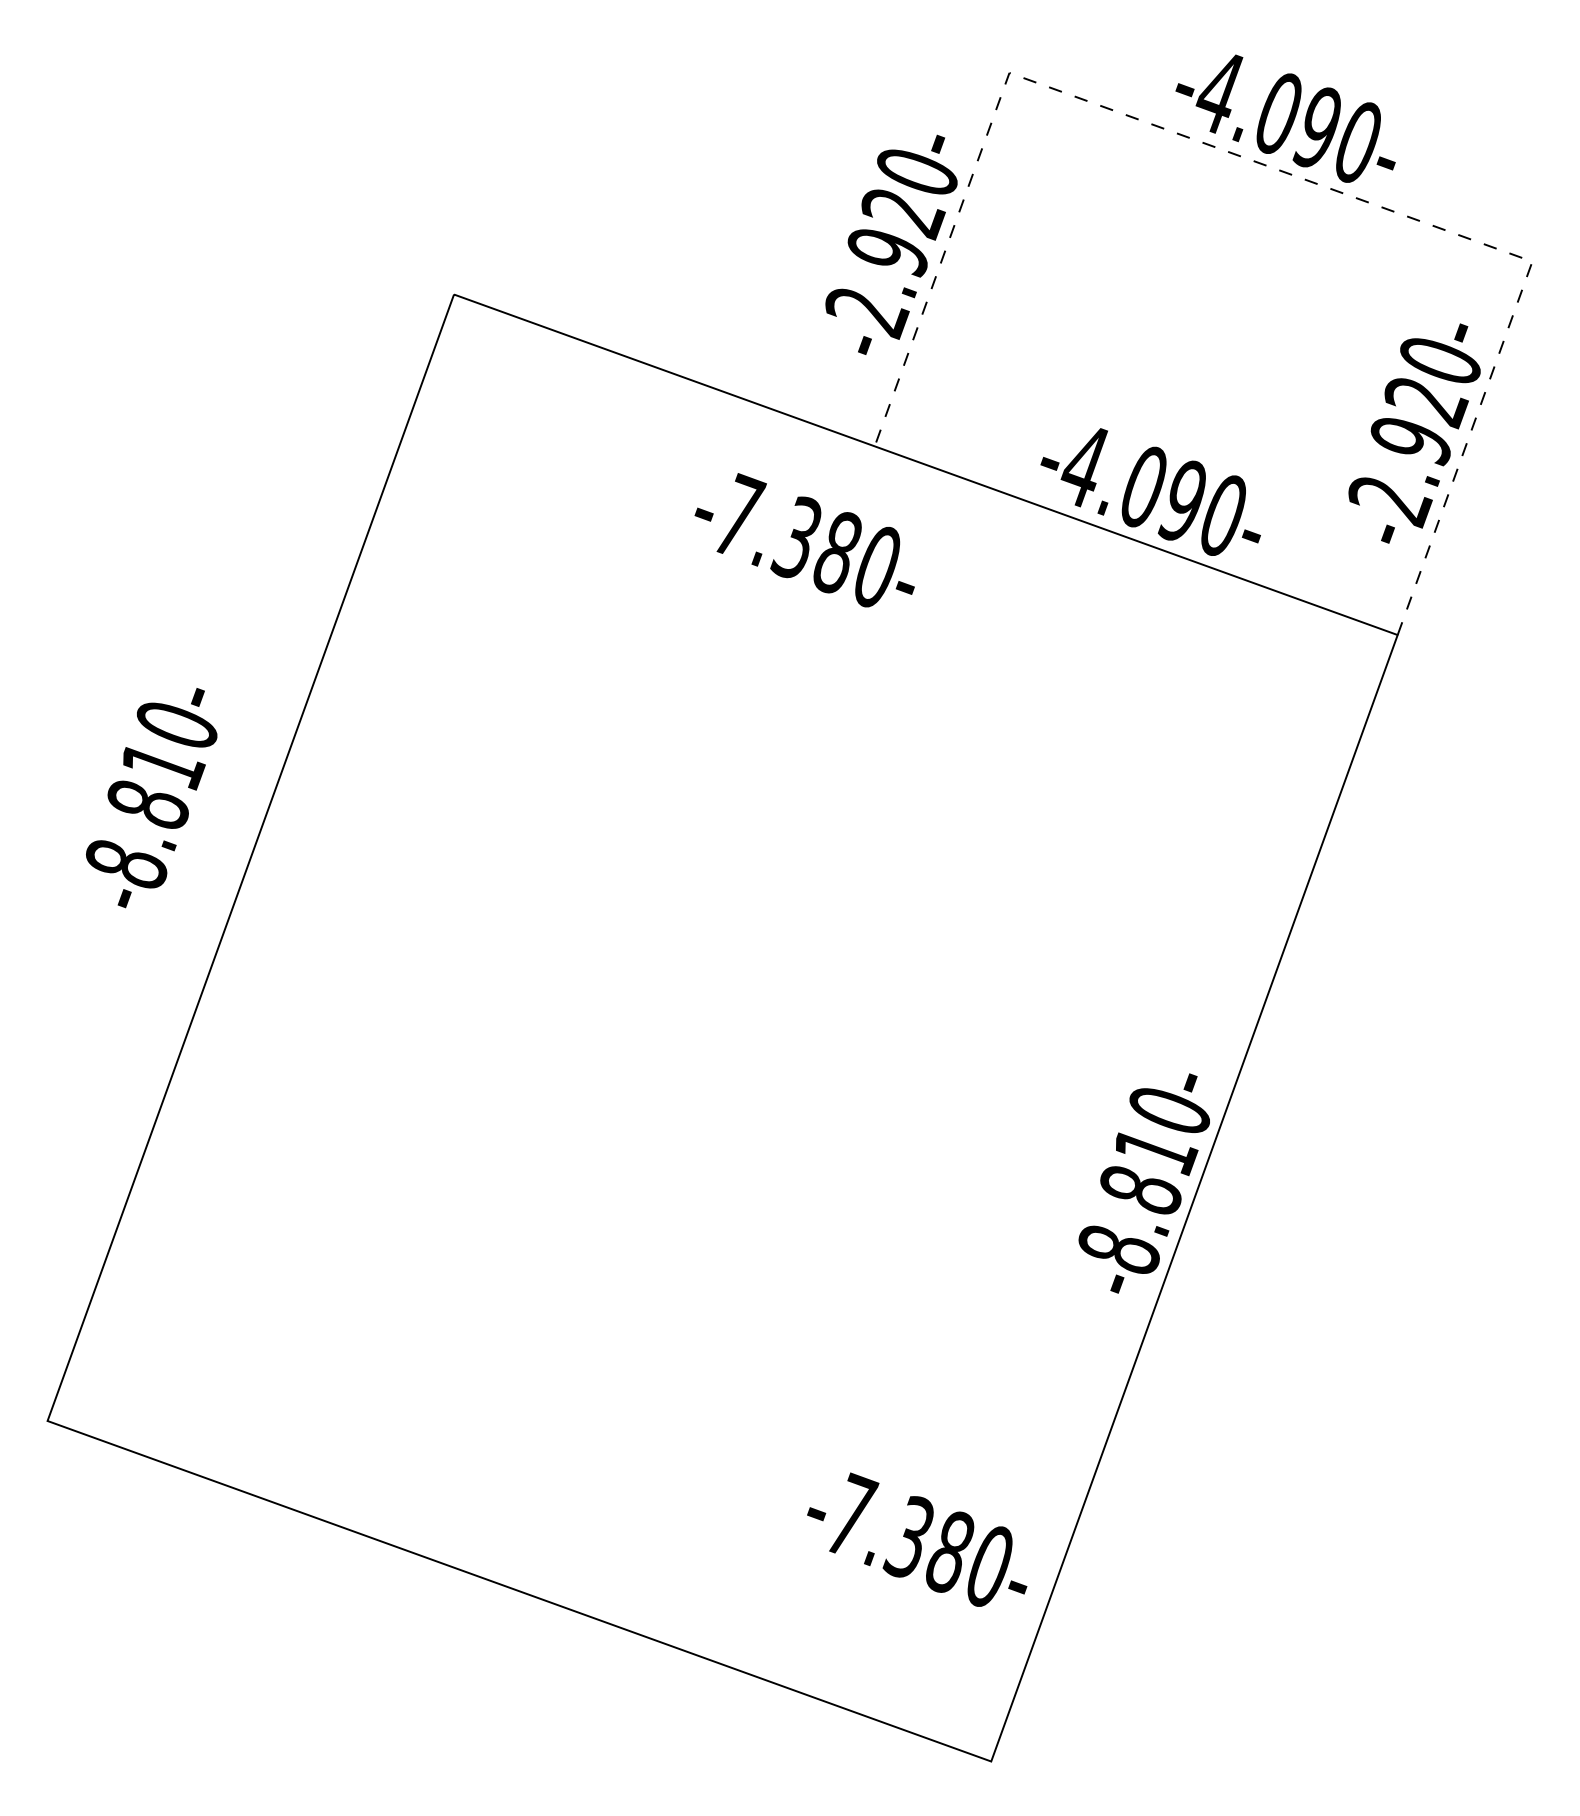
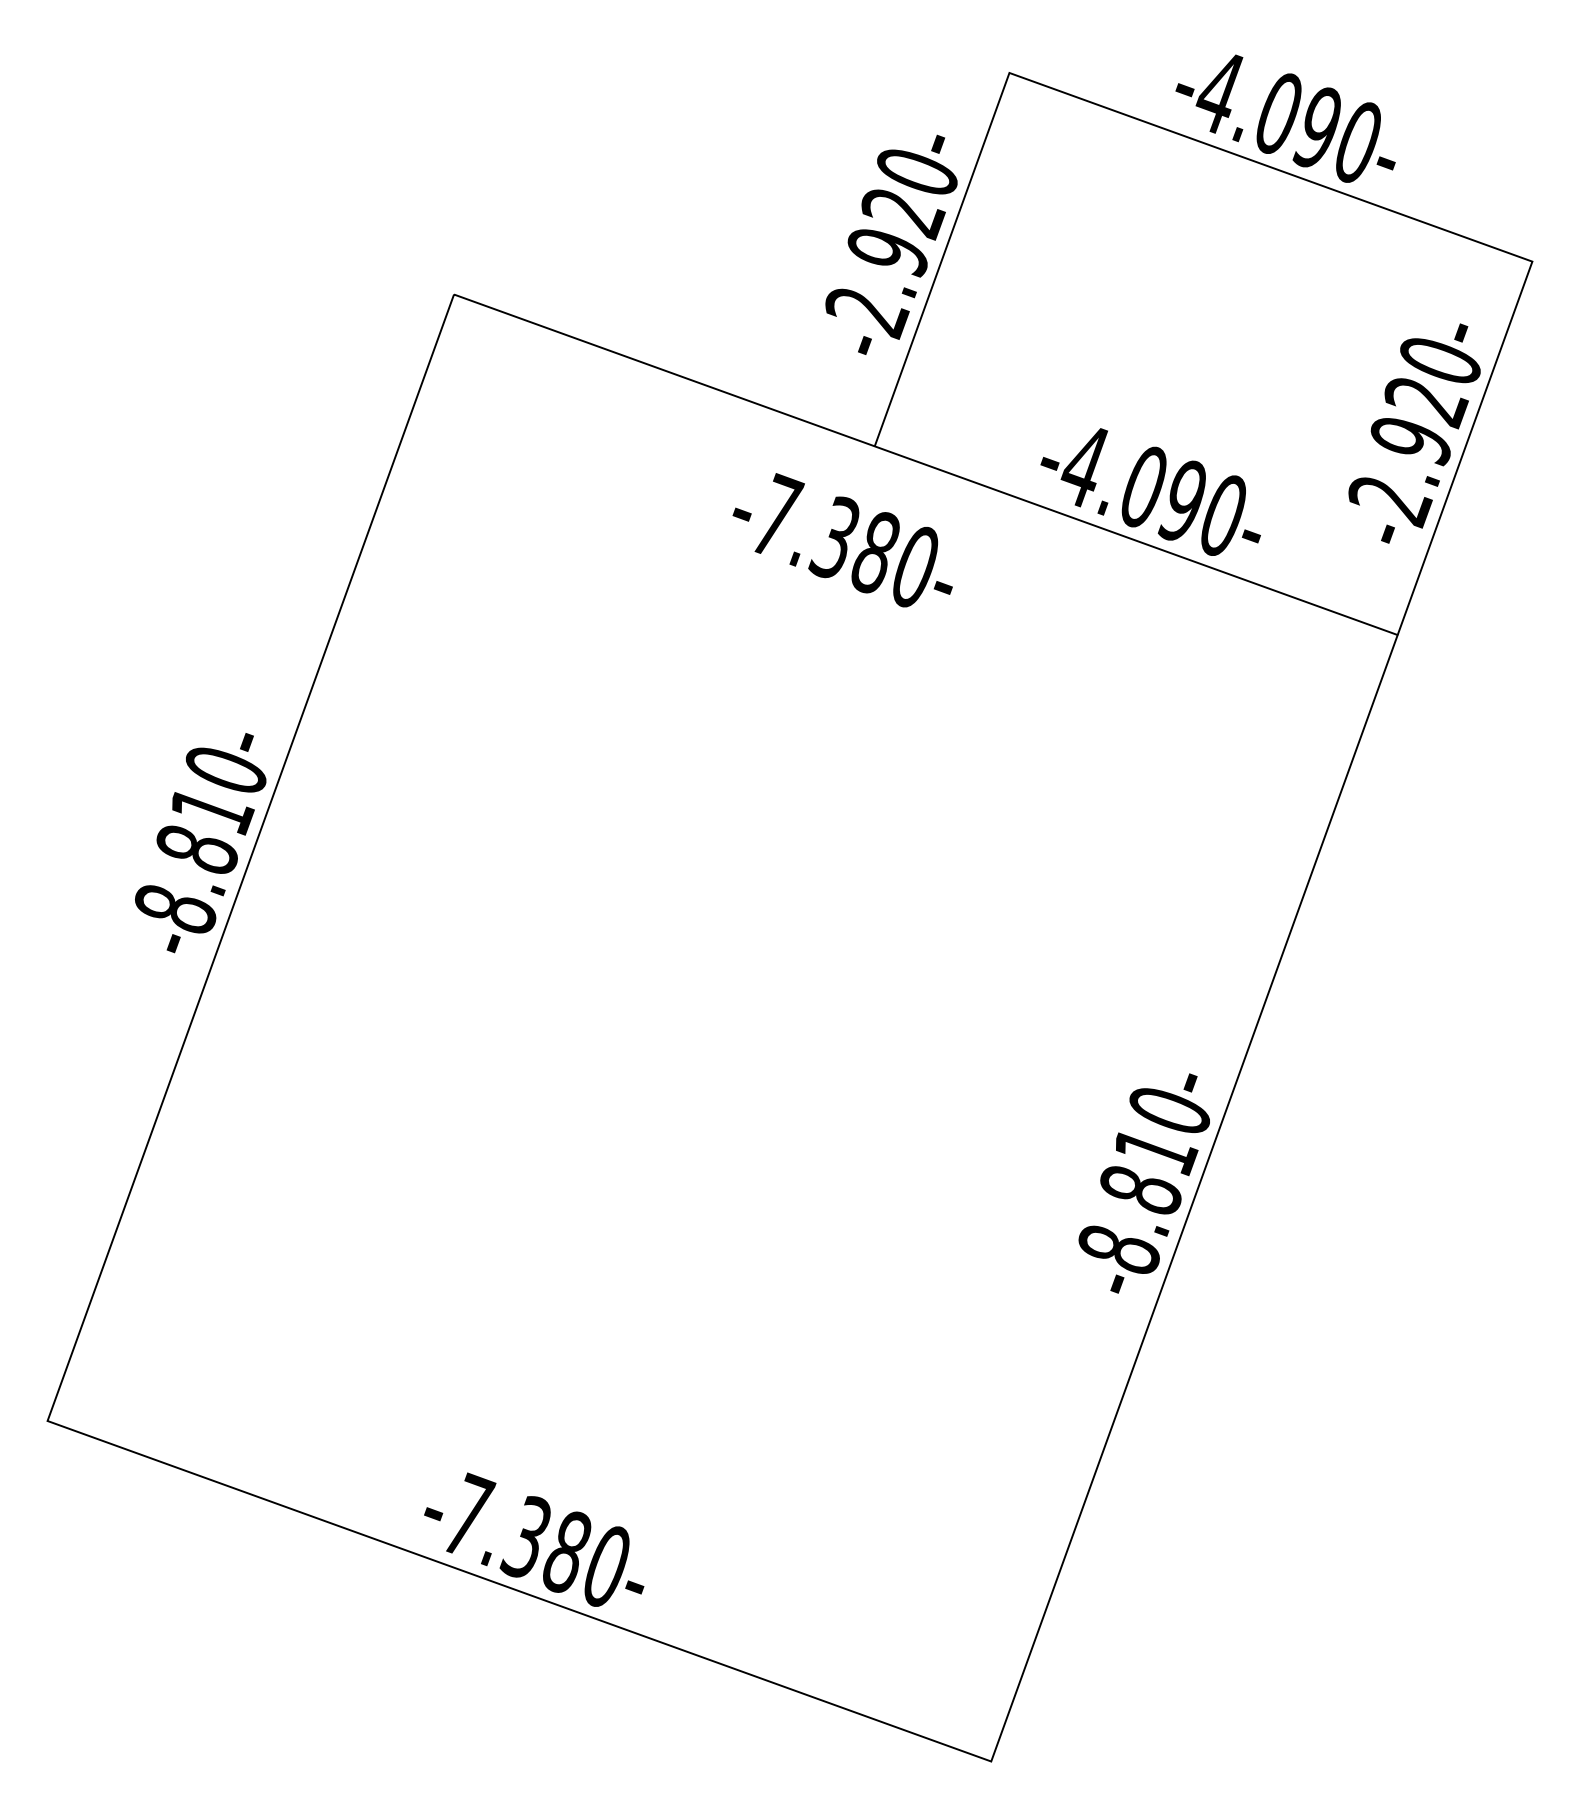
line: dashed -> solid (1270, 167)
text position: (804, 540) -> (842, 540) (842, 540)
text position: (151, 798) -> (200, 843) (200, 843)
text position: (917, 1539) -> (534, 1539) (534, 1539)
